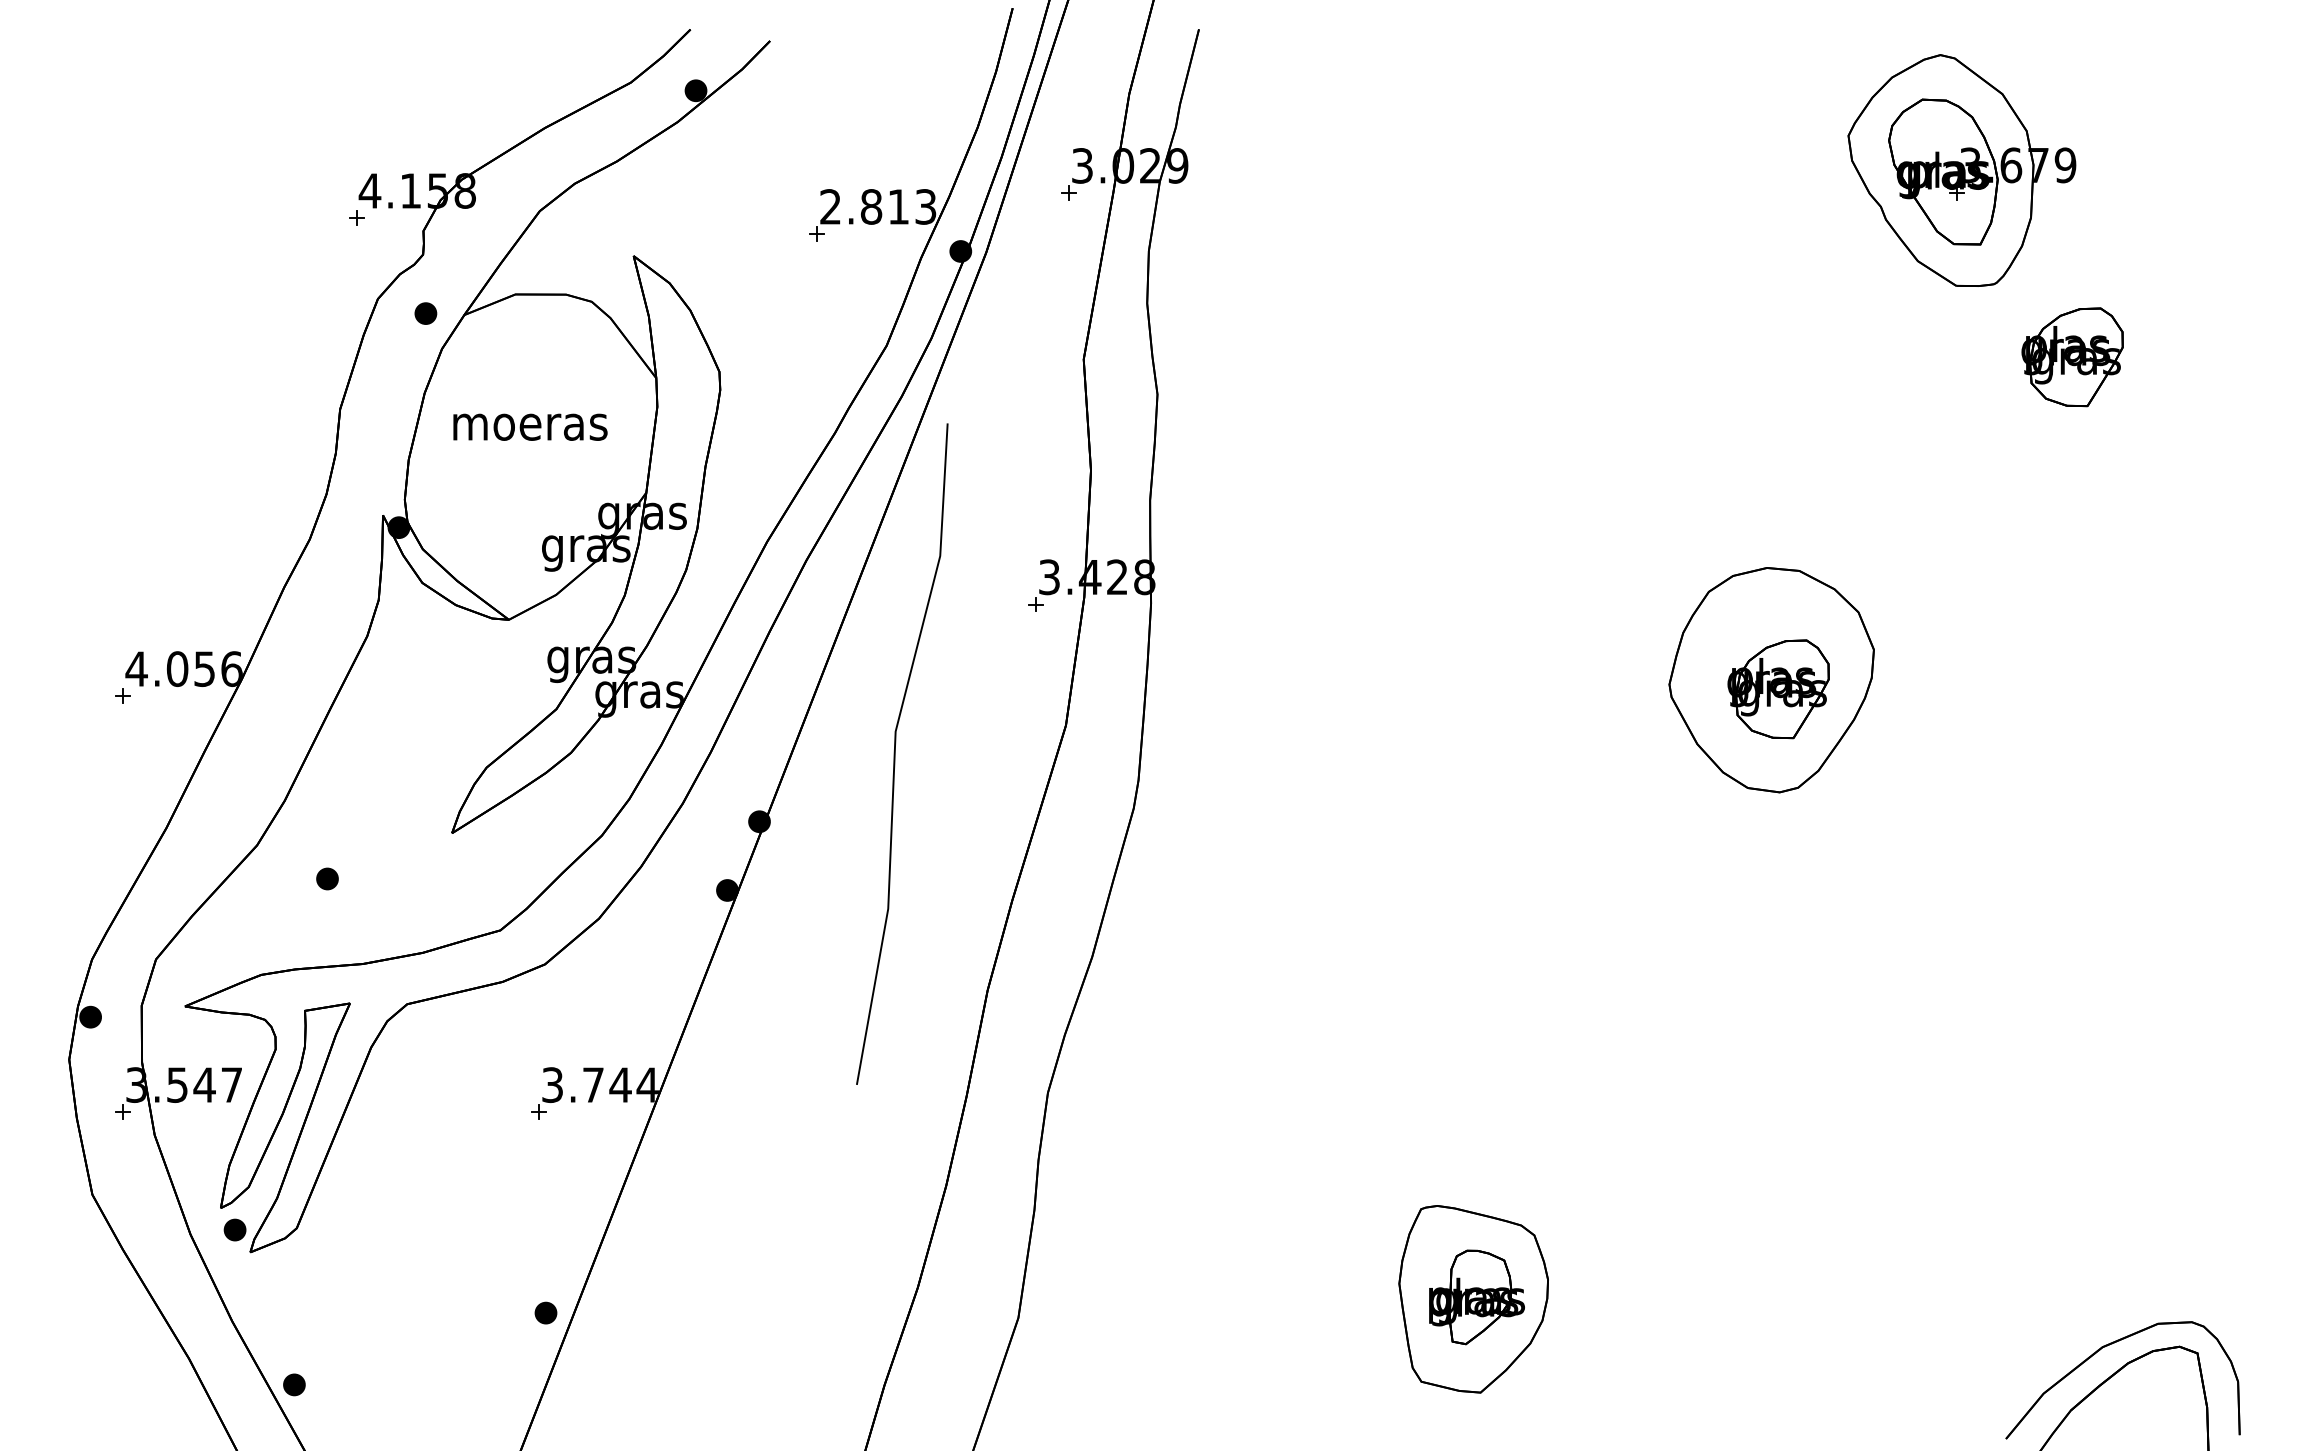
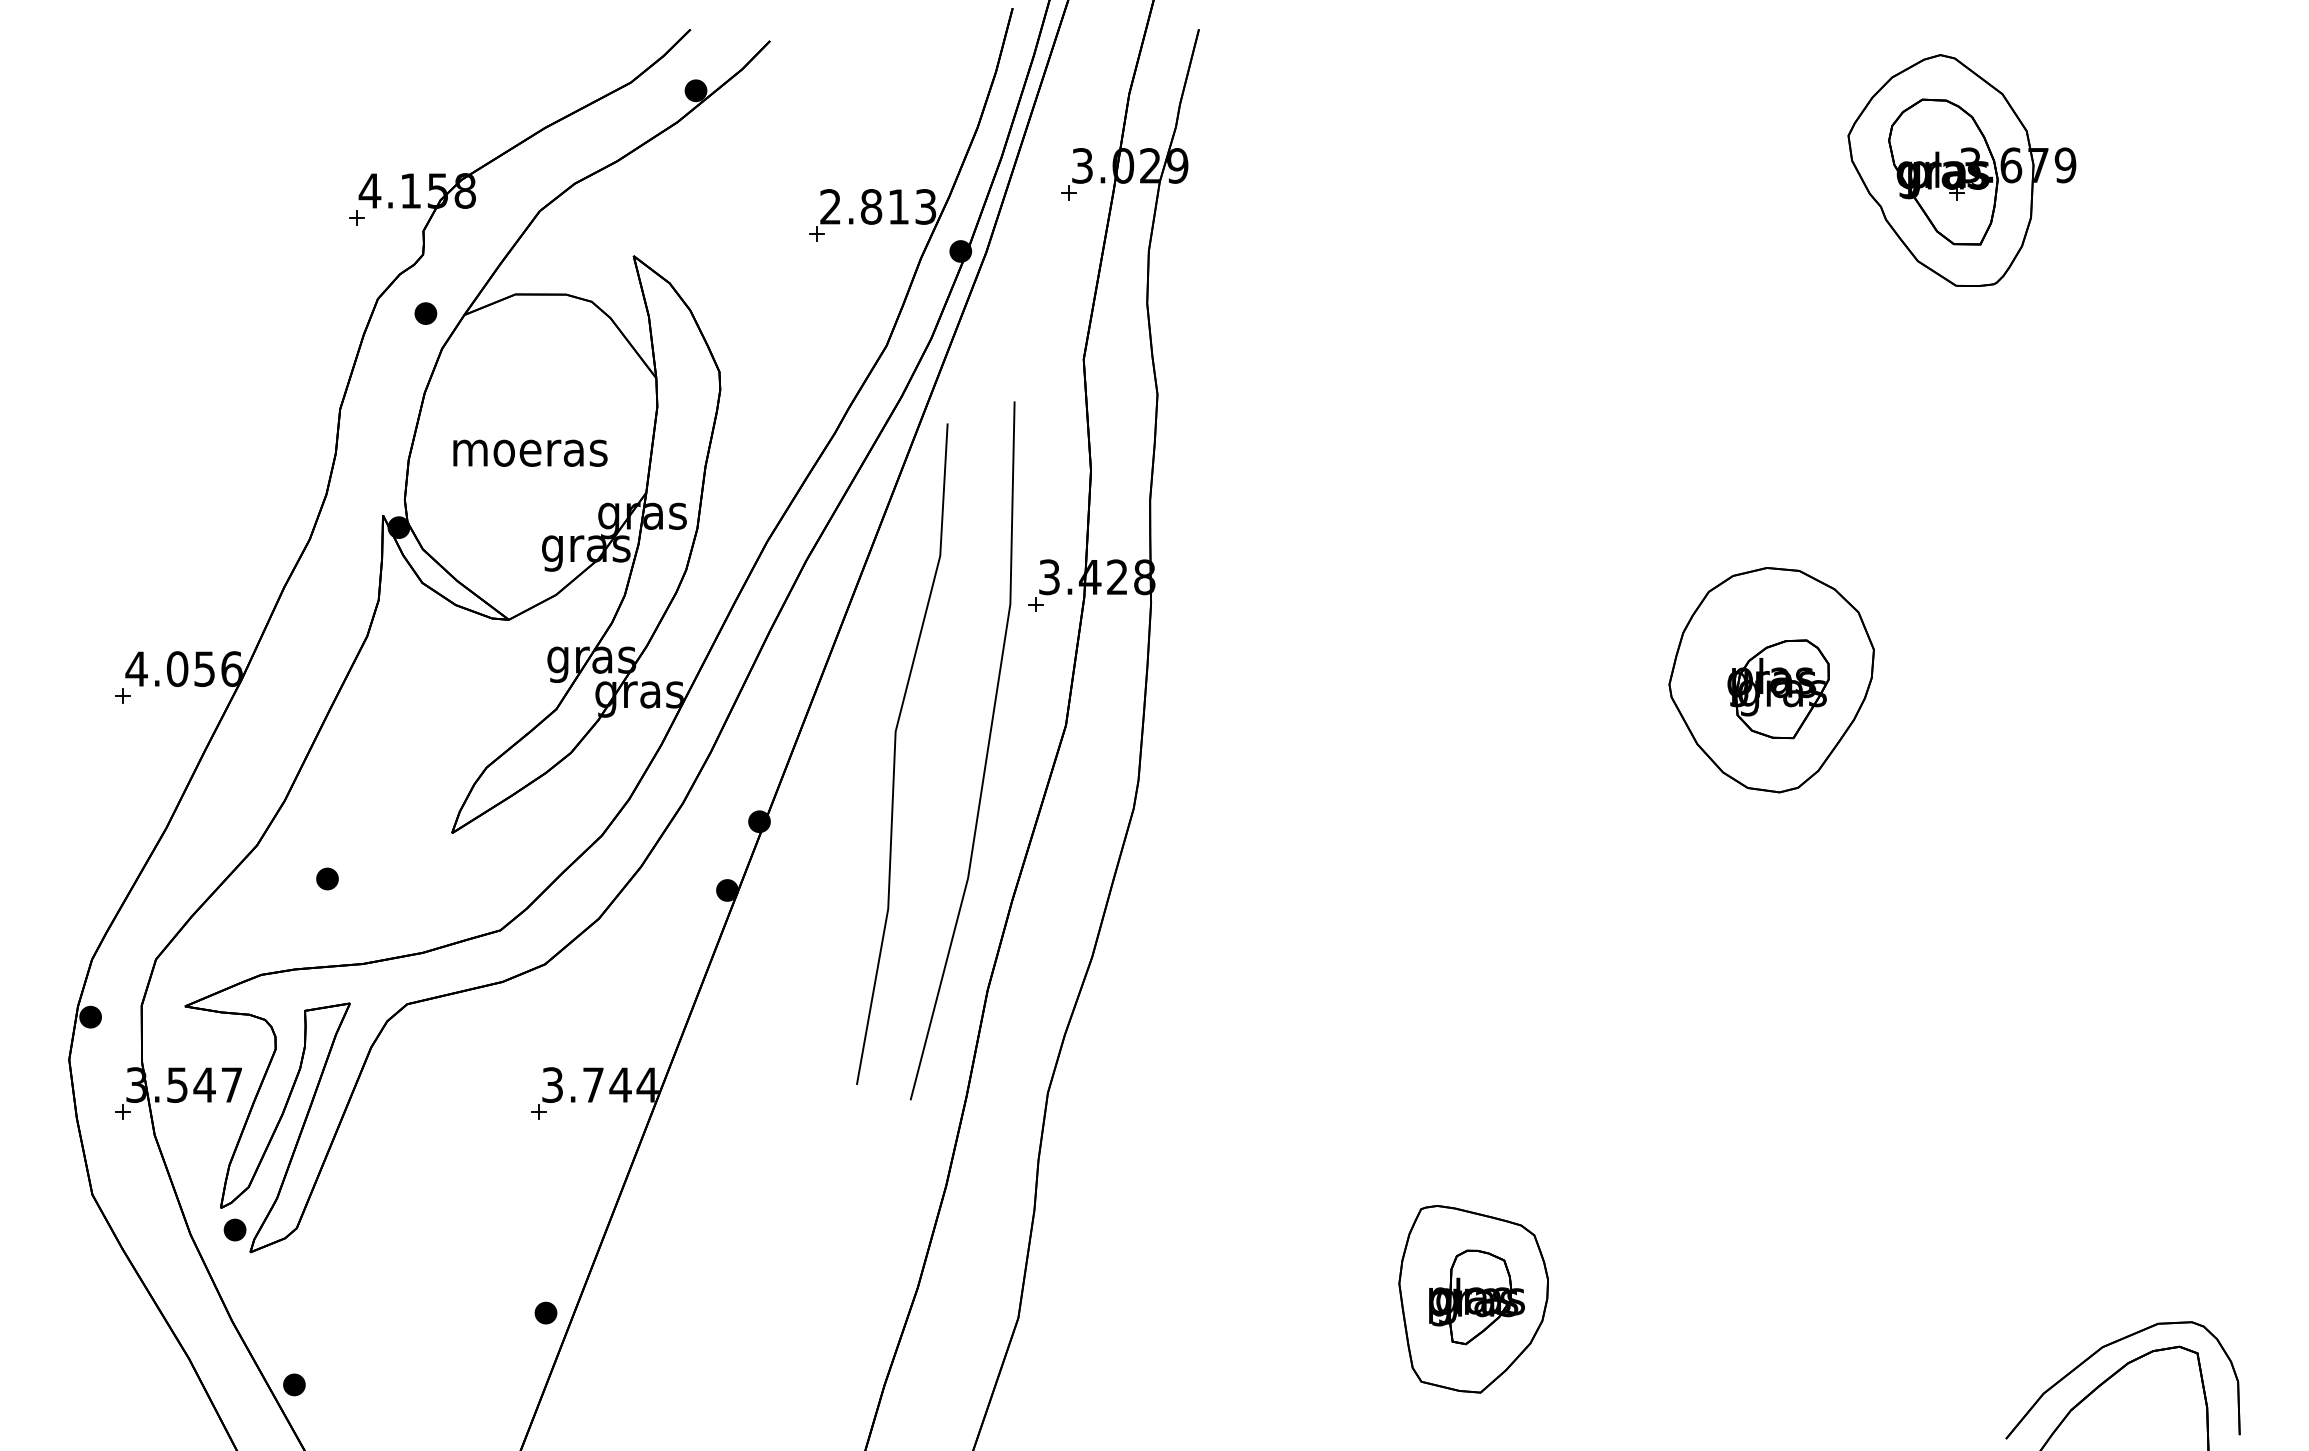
part: present -> none (2072, 357)
text position: (530, 426) -> (530, 452) (530, 452)
line: none -> present (986, 750)
